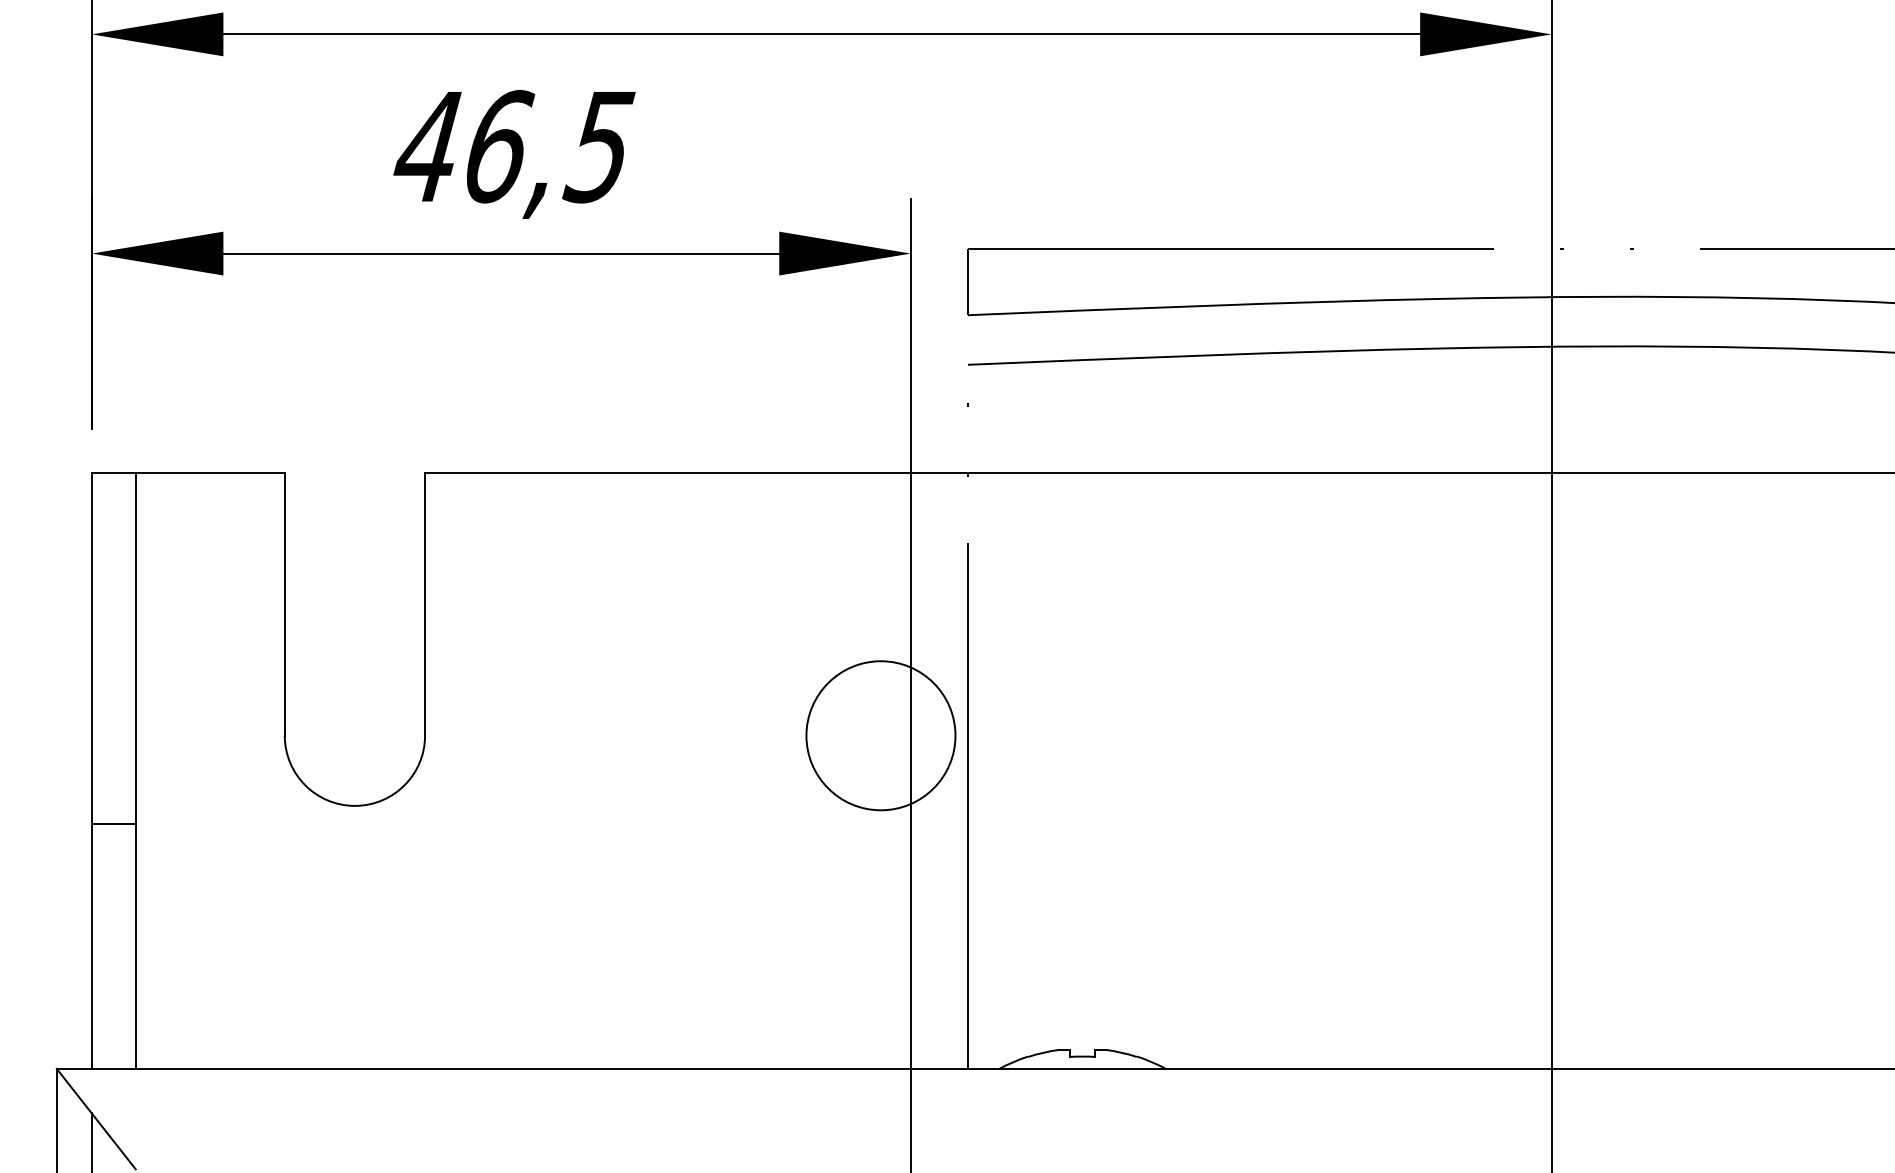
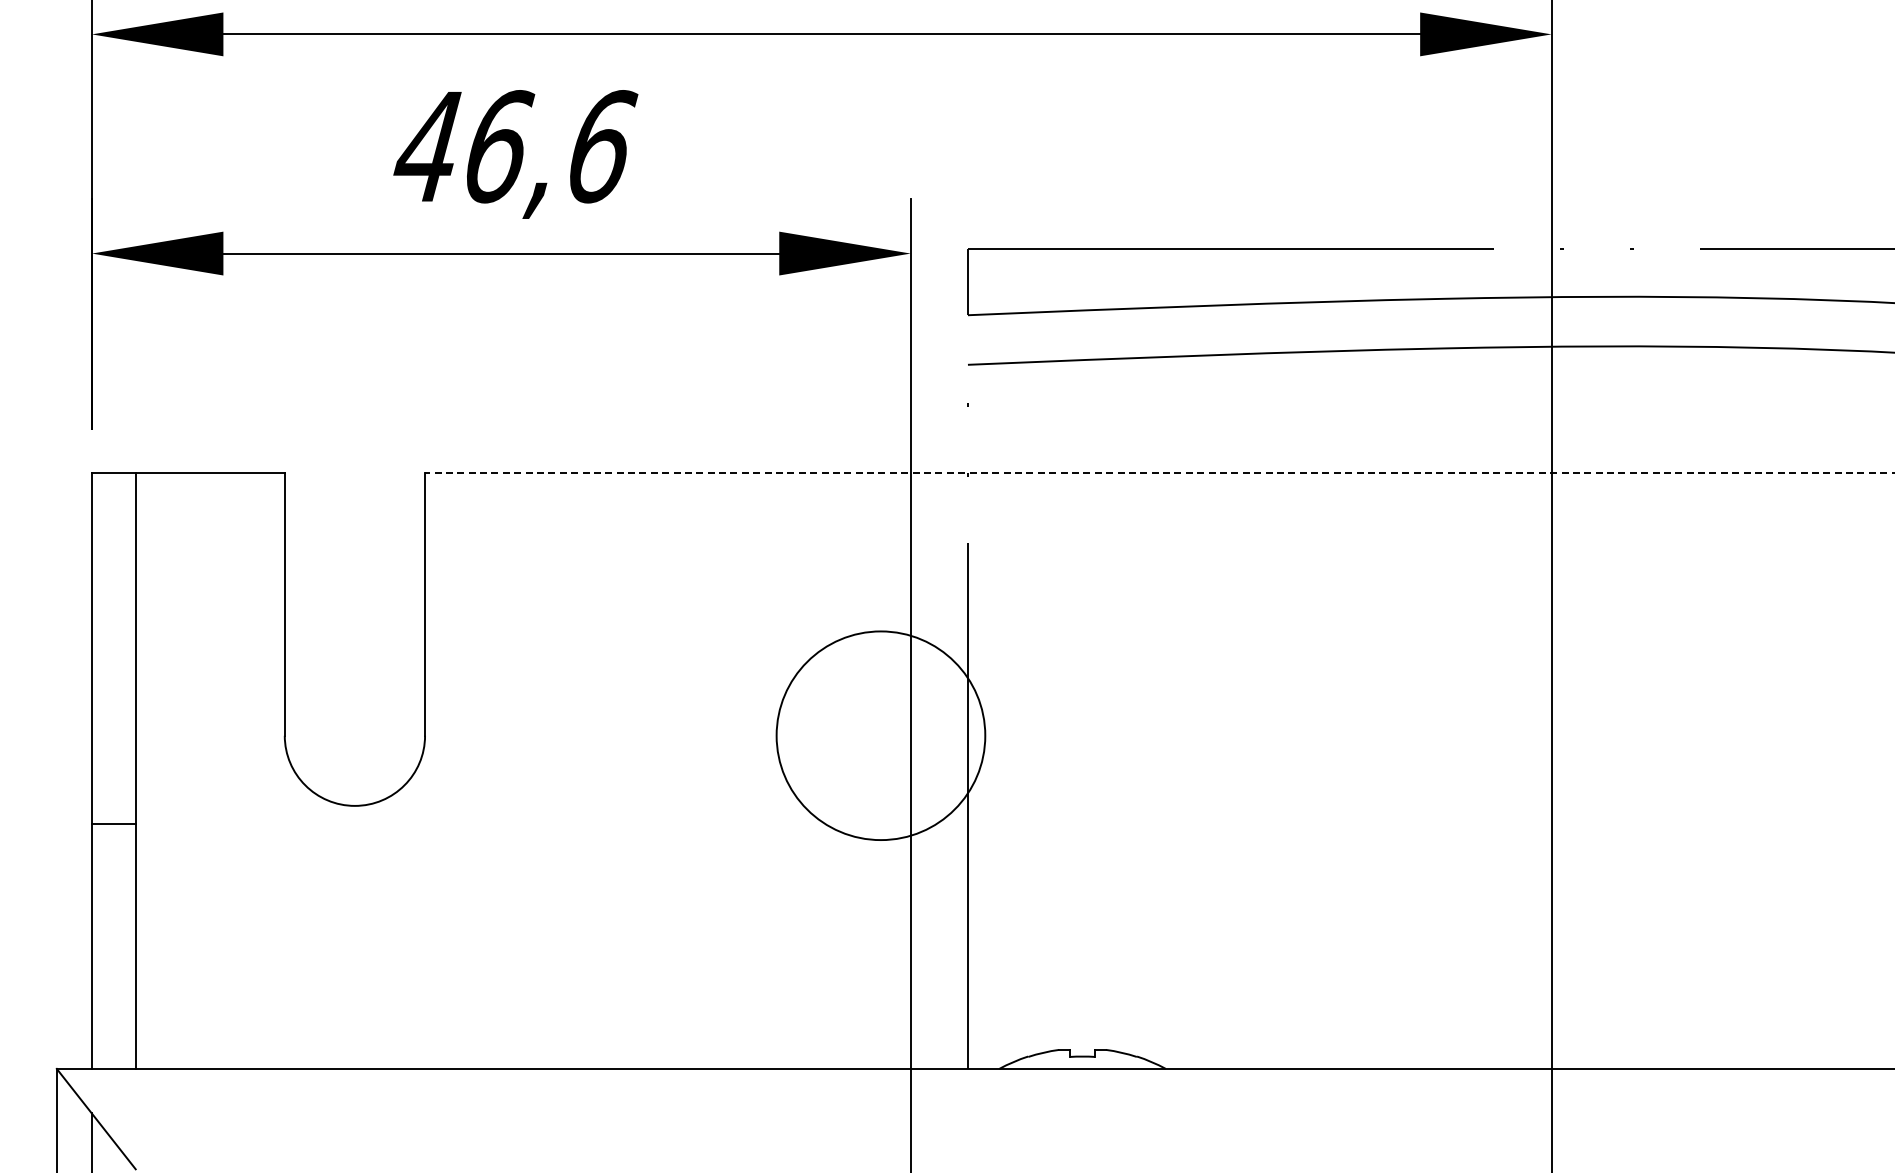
text: 46,5 -> 46,6 (600, 146)
line: solid -> dashed (1159, 472)
circle diameter: 149 px -> 209 px (880, 735)
